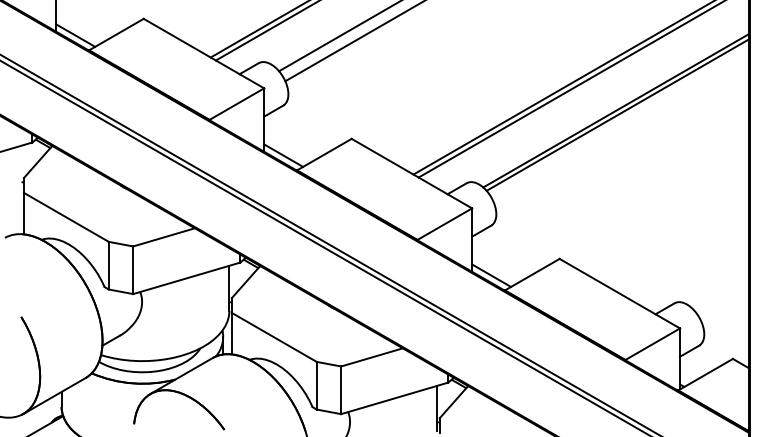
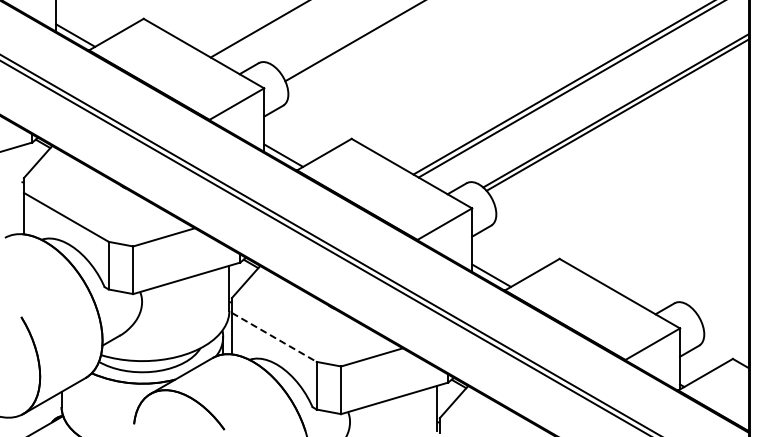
line: present -> none (266, 31)
line: present -> none (338, 36)
line: solid -> dashed (274, 337)
